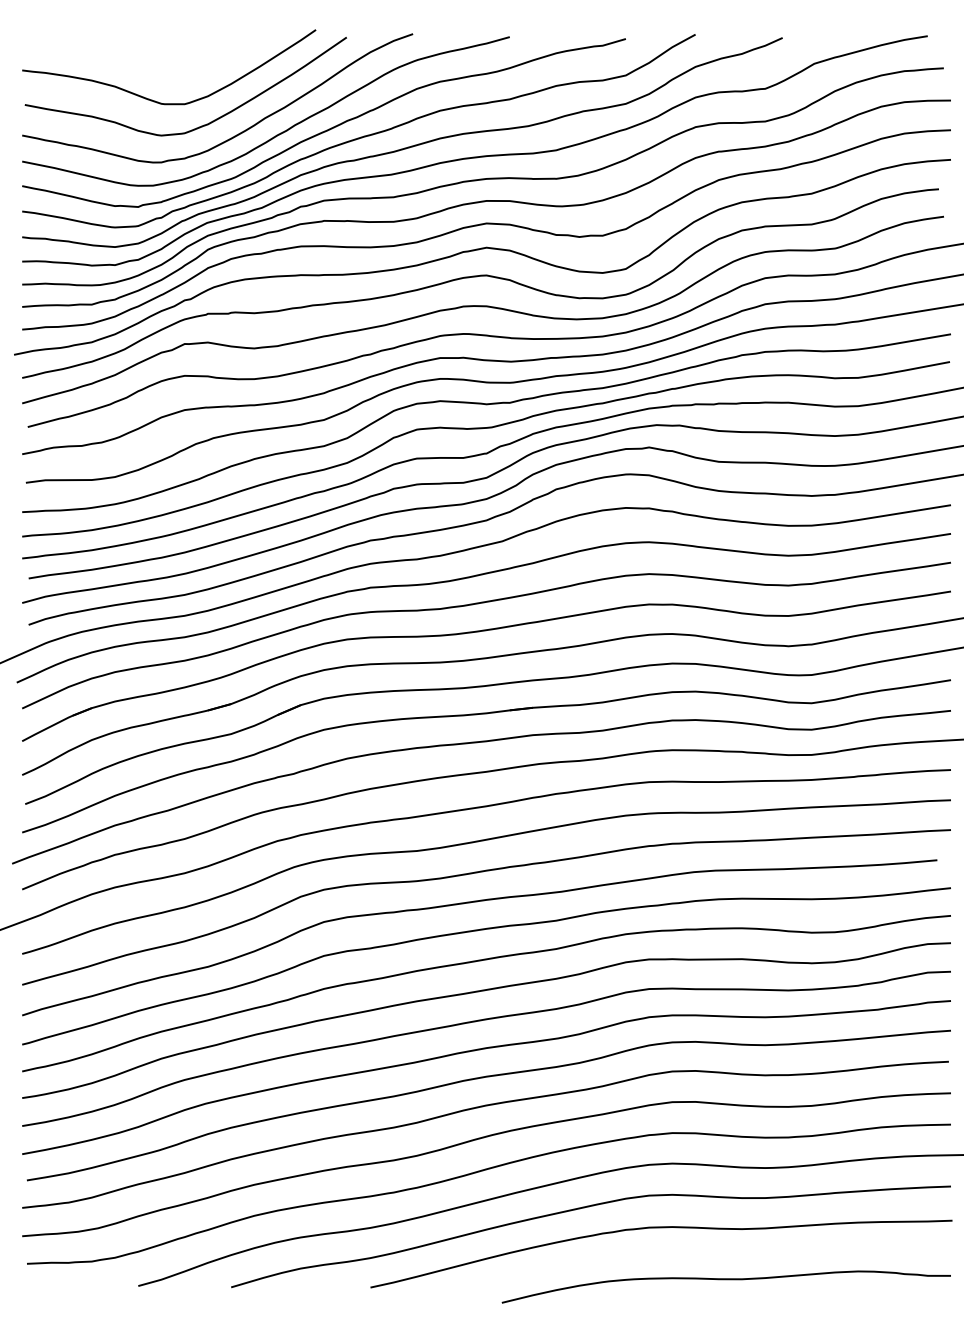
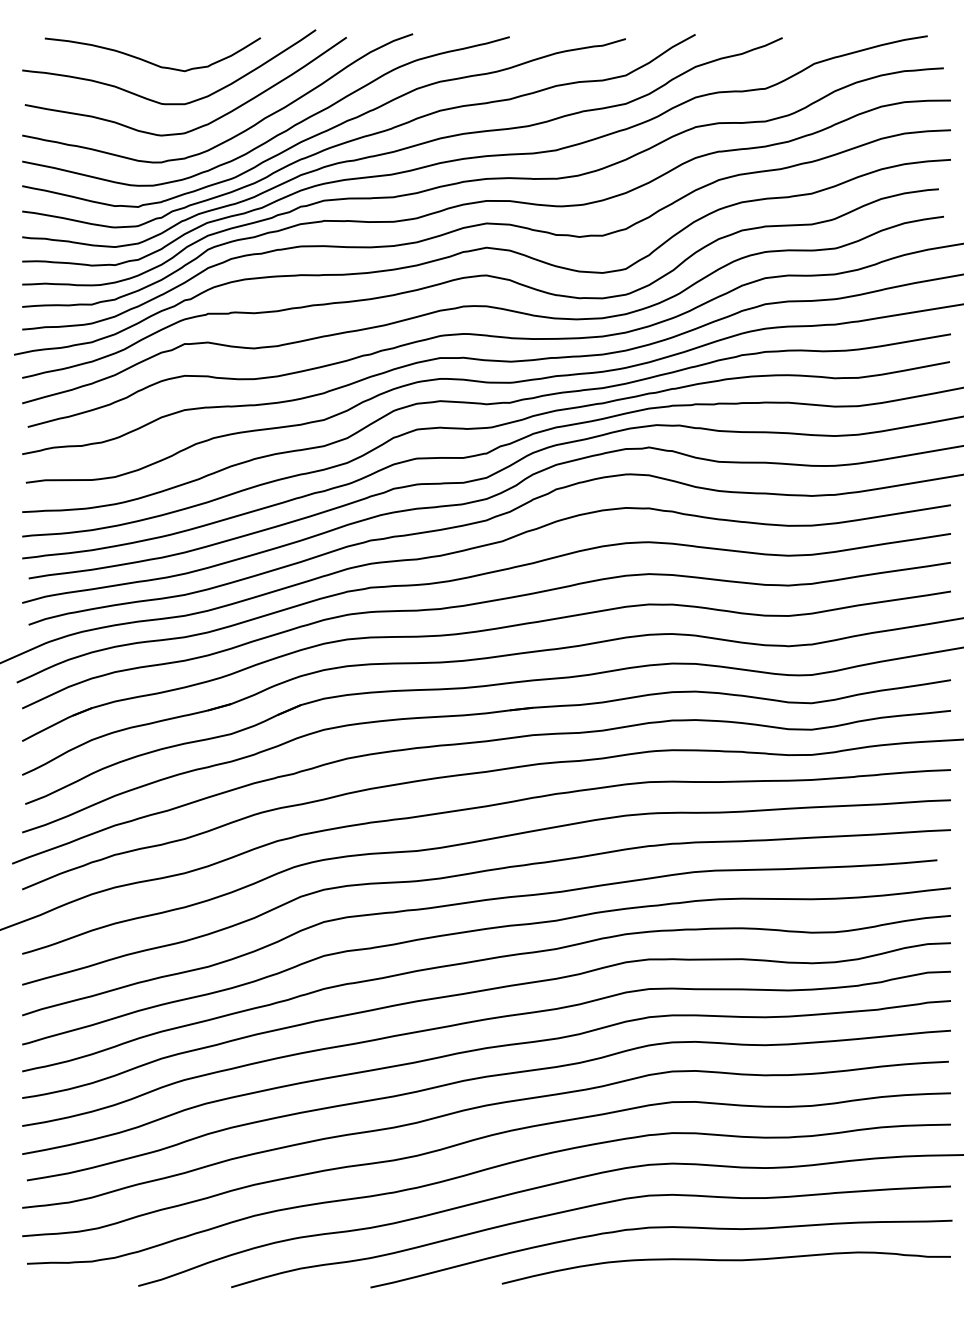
curve: none -> present (149, 61)
curve position: (725, 1280) -> (725, 1261) (725, 1261)
